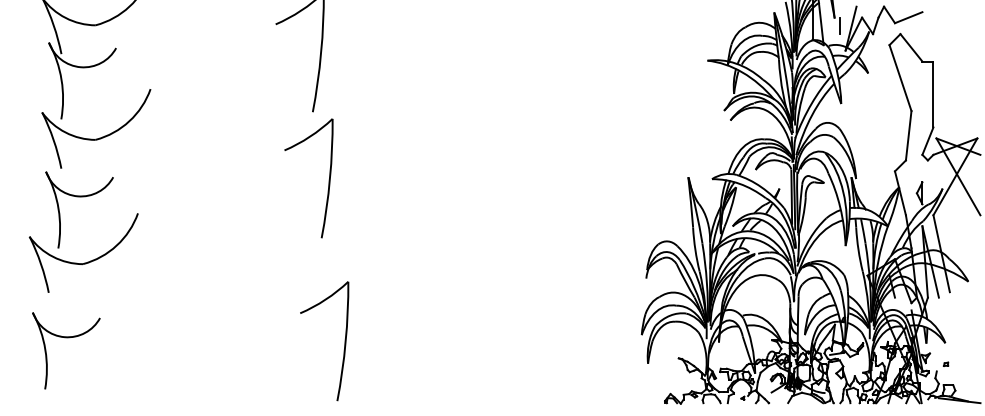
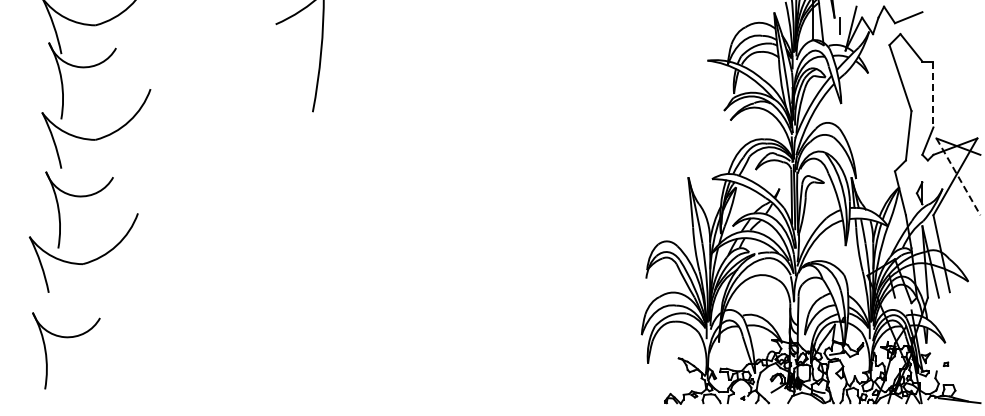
line: solid -> dashed (933, 94)
line: solid -> dashed (958, 177)
part: present -> none (328, 179)
part: present -> none (344, 341)
